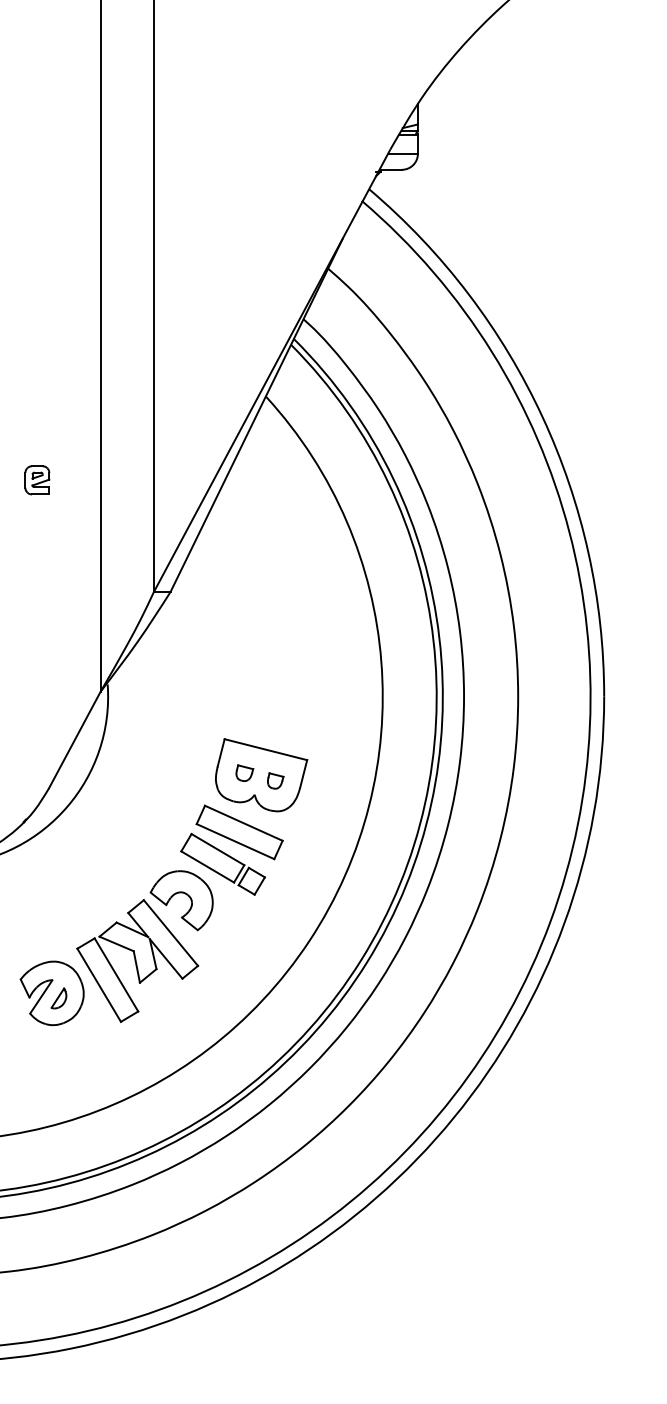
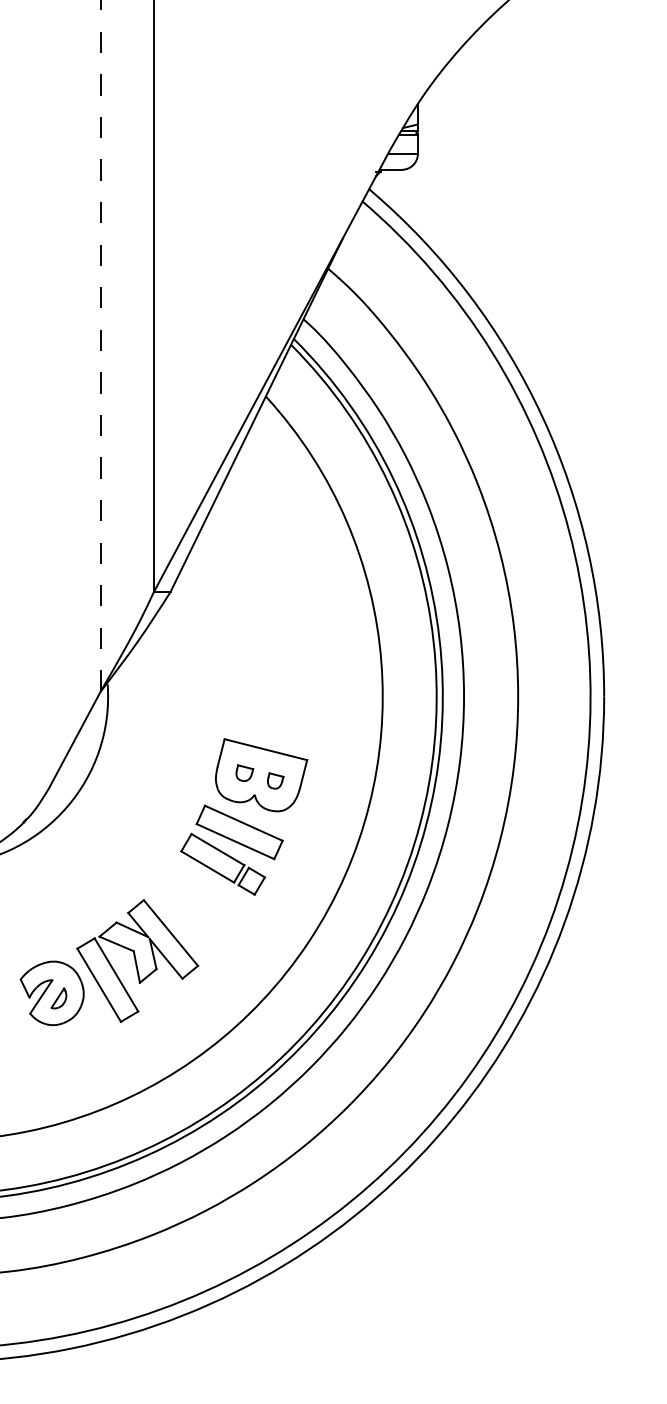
line: solid -> dashed (100, 345)
part: present -> none (37, 480)
part: present -> none (184, 894)
